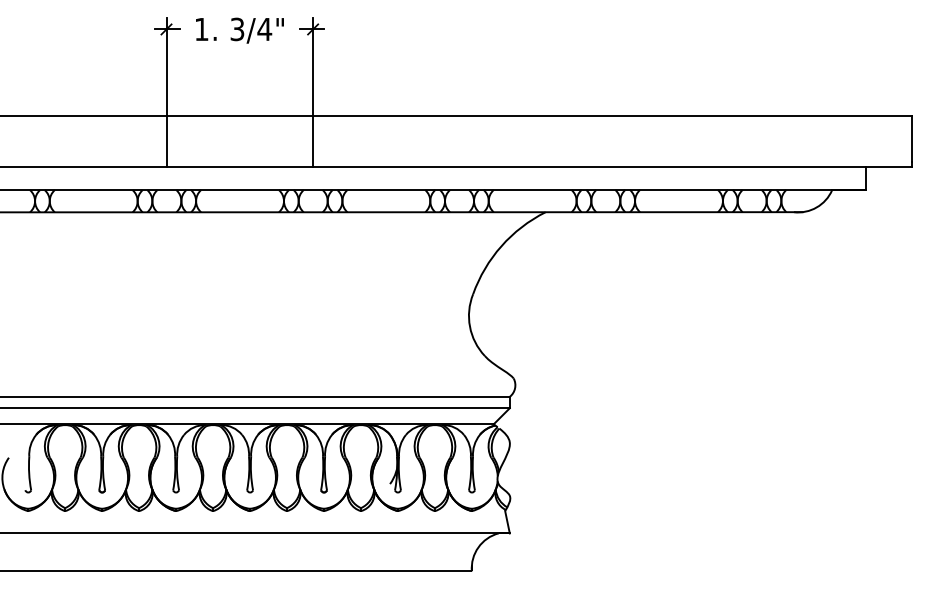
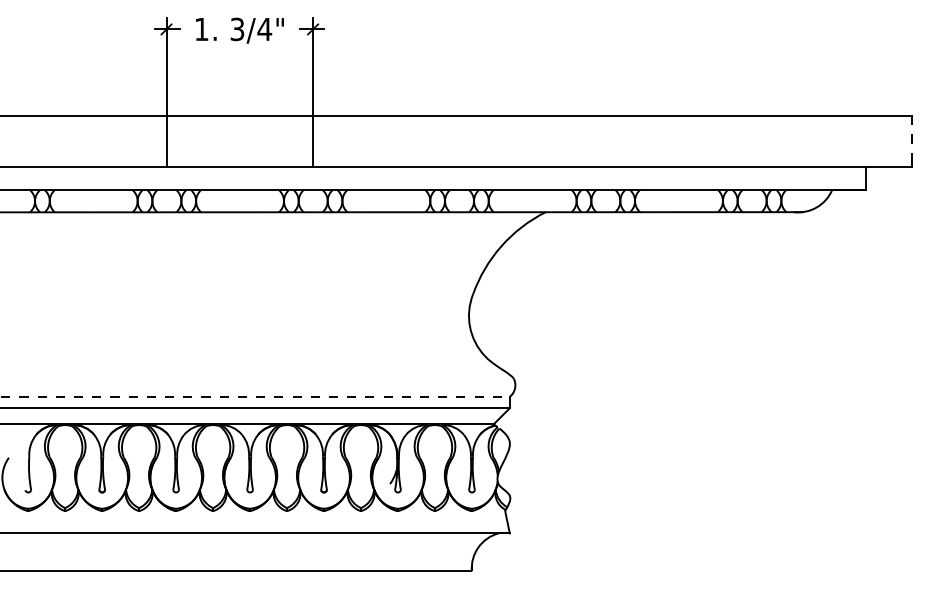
line: solid -> dashed (911, 138)
line: solid -> dashed (254, 396)
